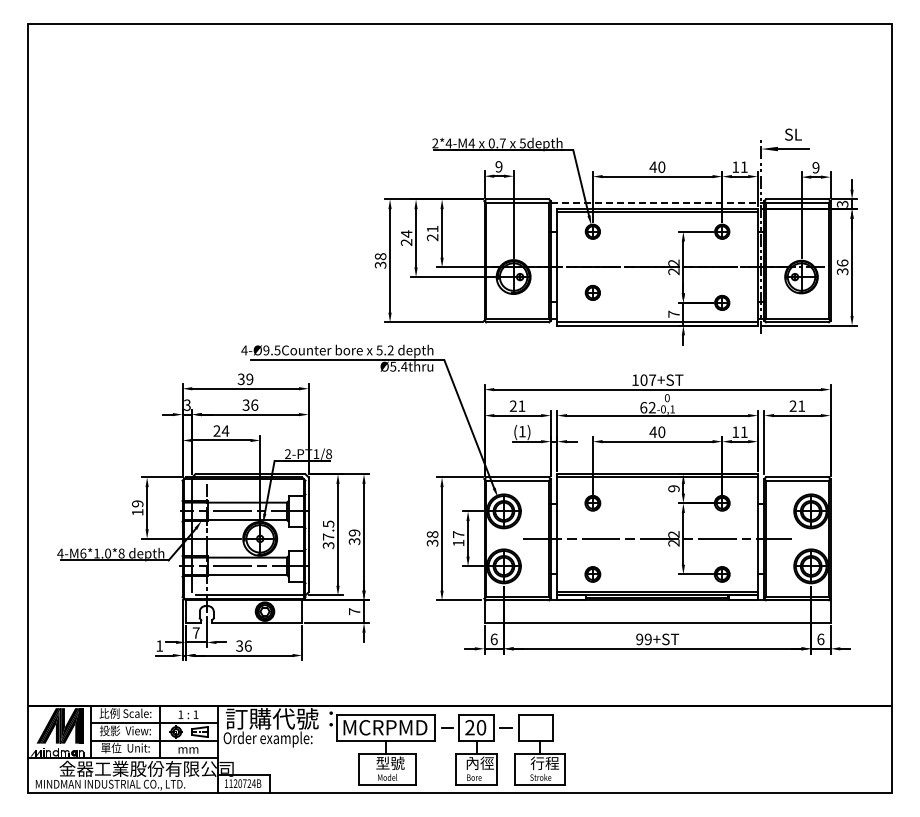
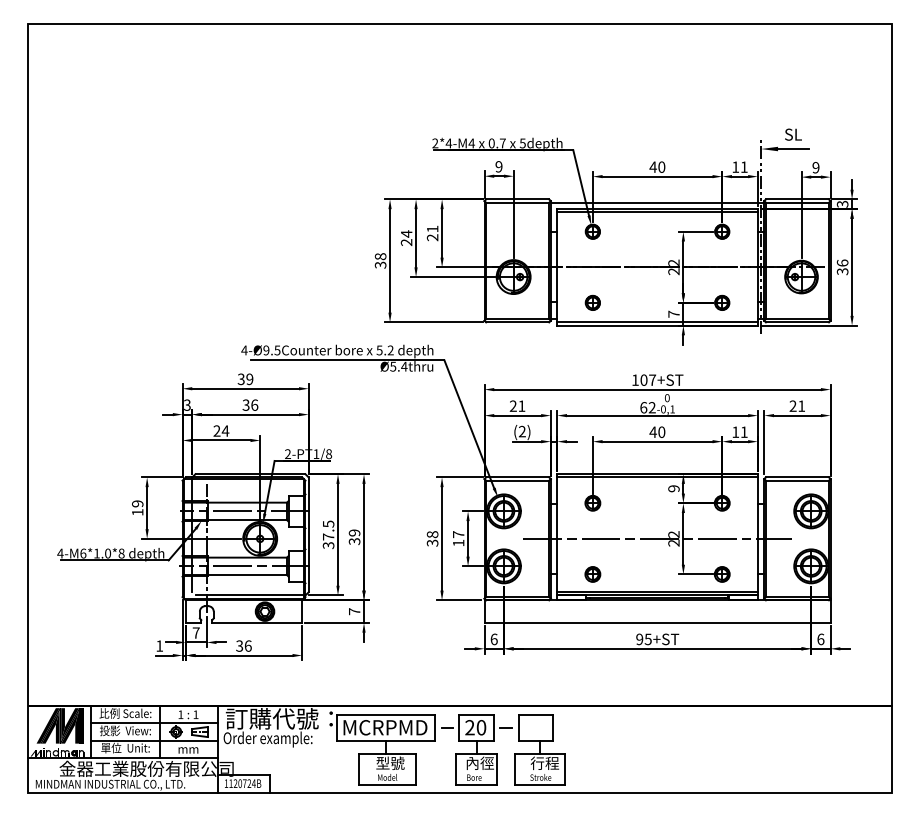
line: dashed -> solid (657, 202)
part position: (592, 292) -> (592, 302) (592, 302)
text: (1) -> (2) (521, 431)
text: 99+ST -> 95+ST (647, 638)
